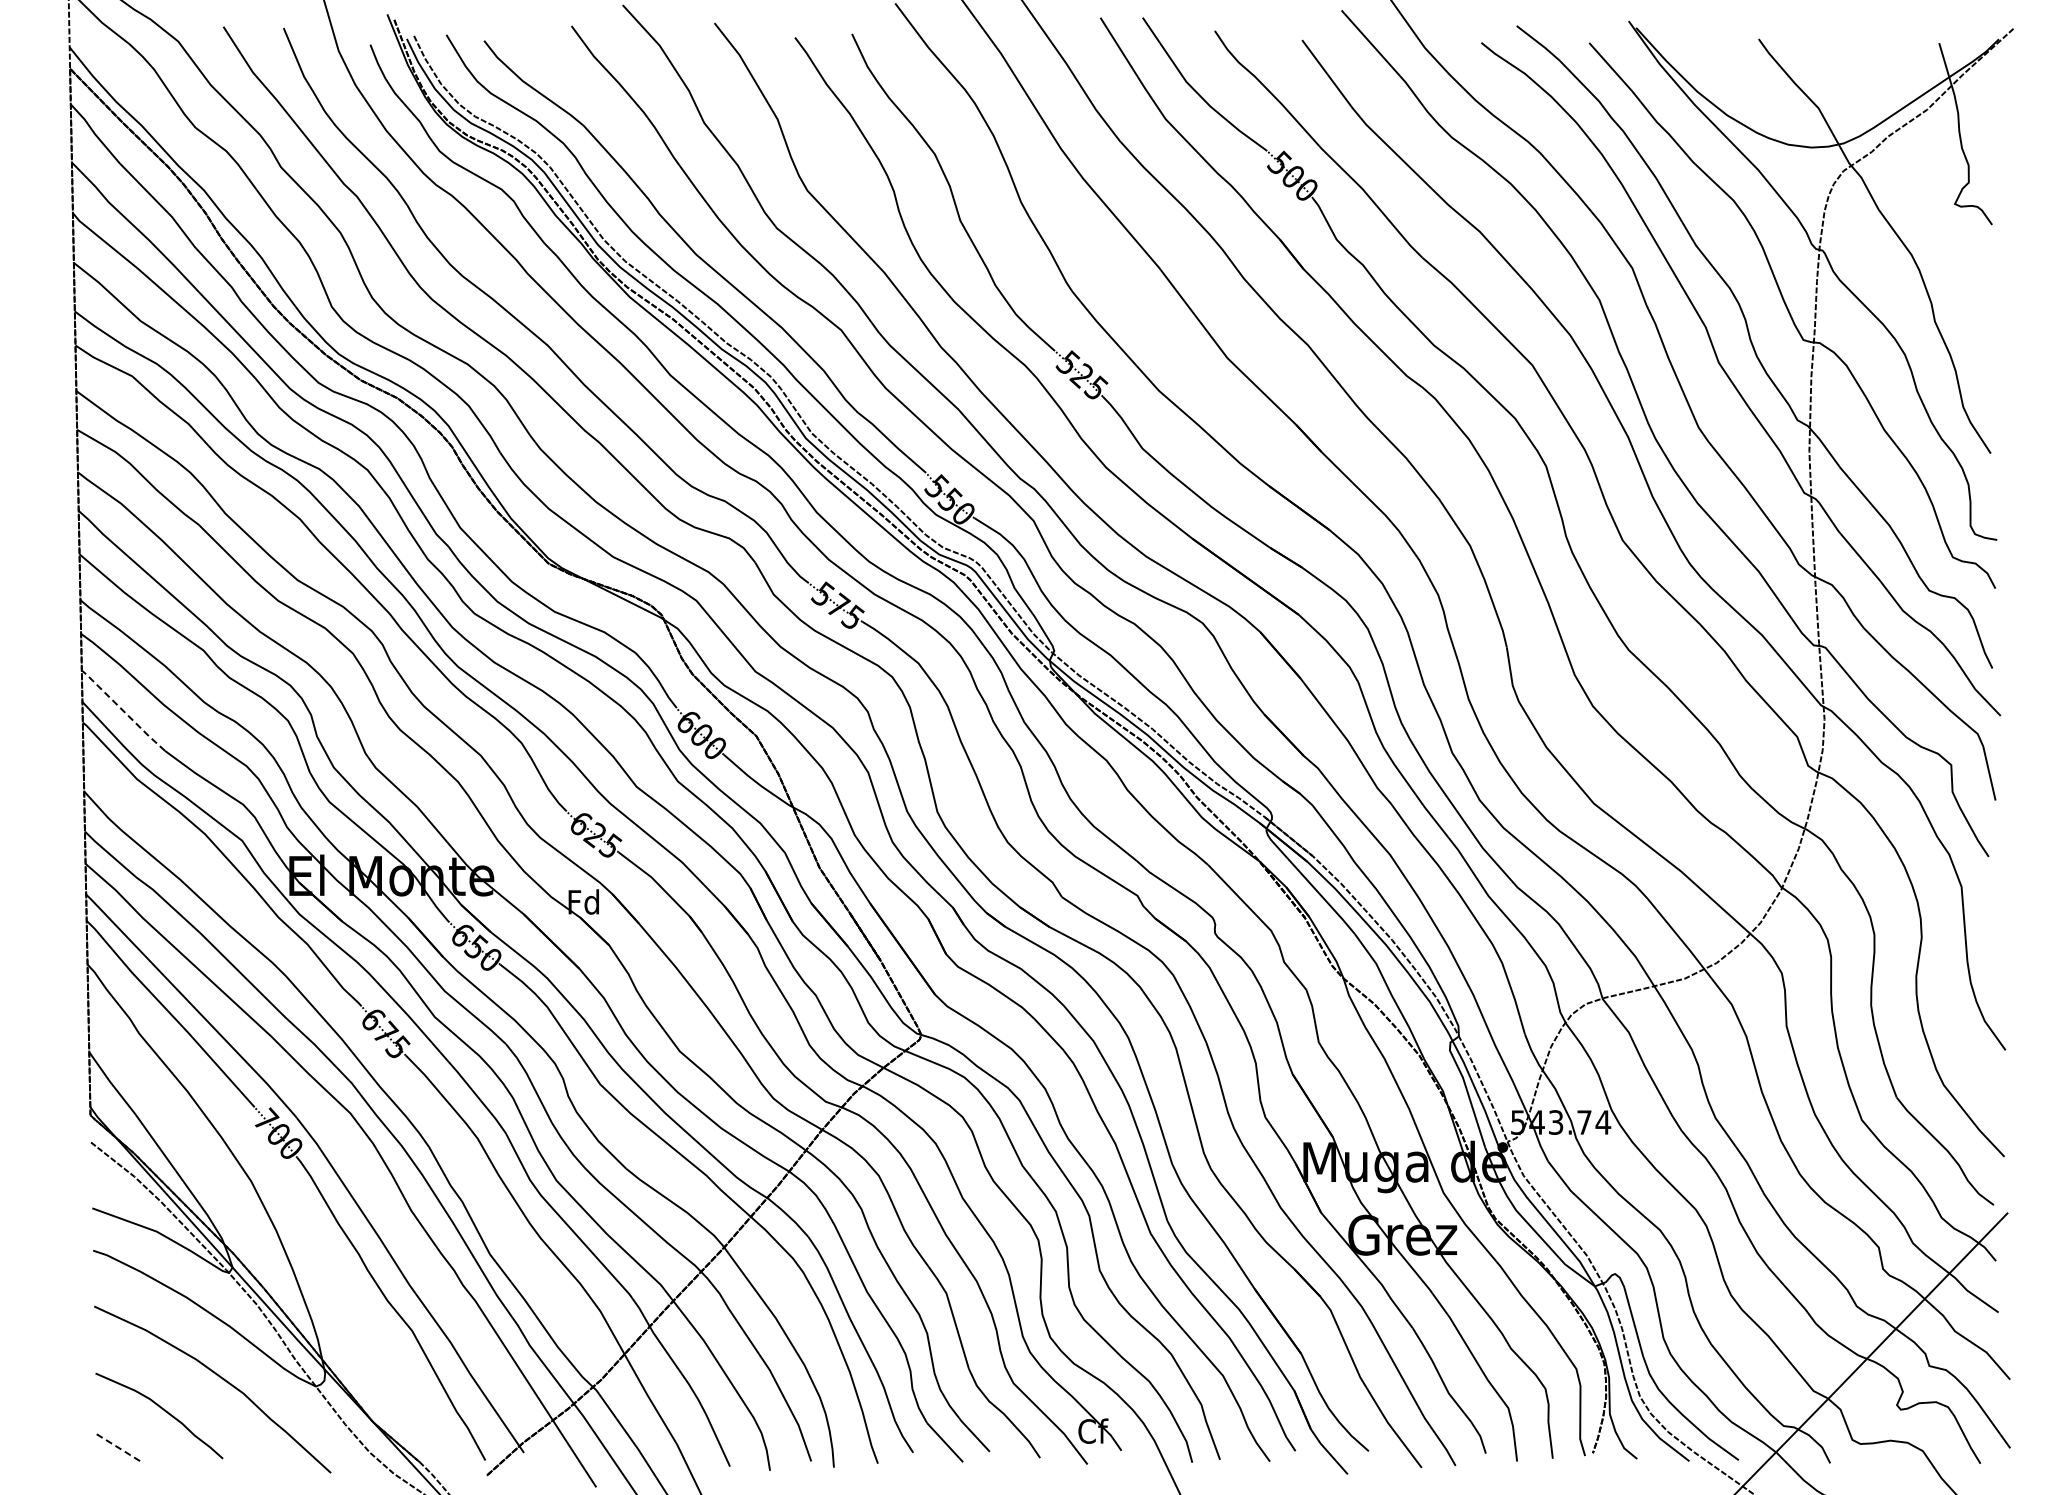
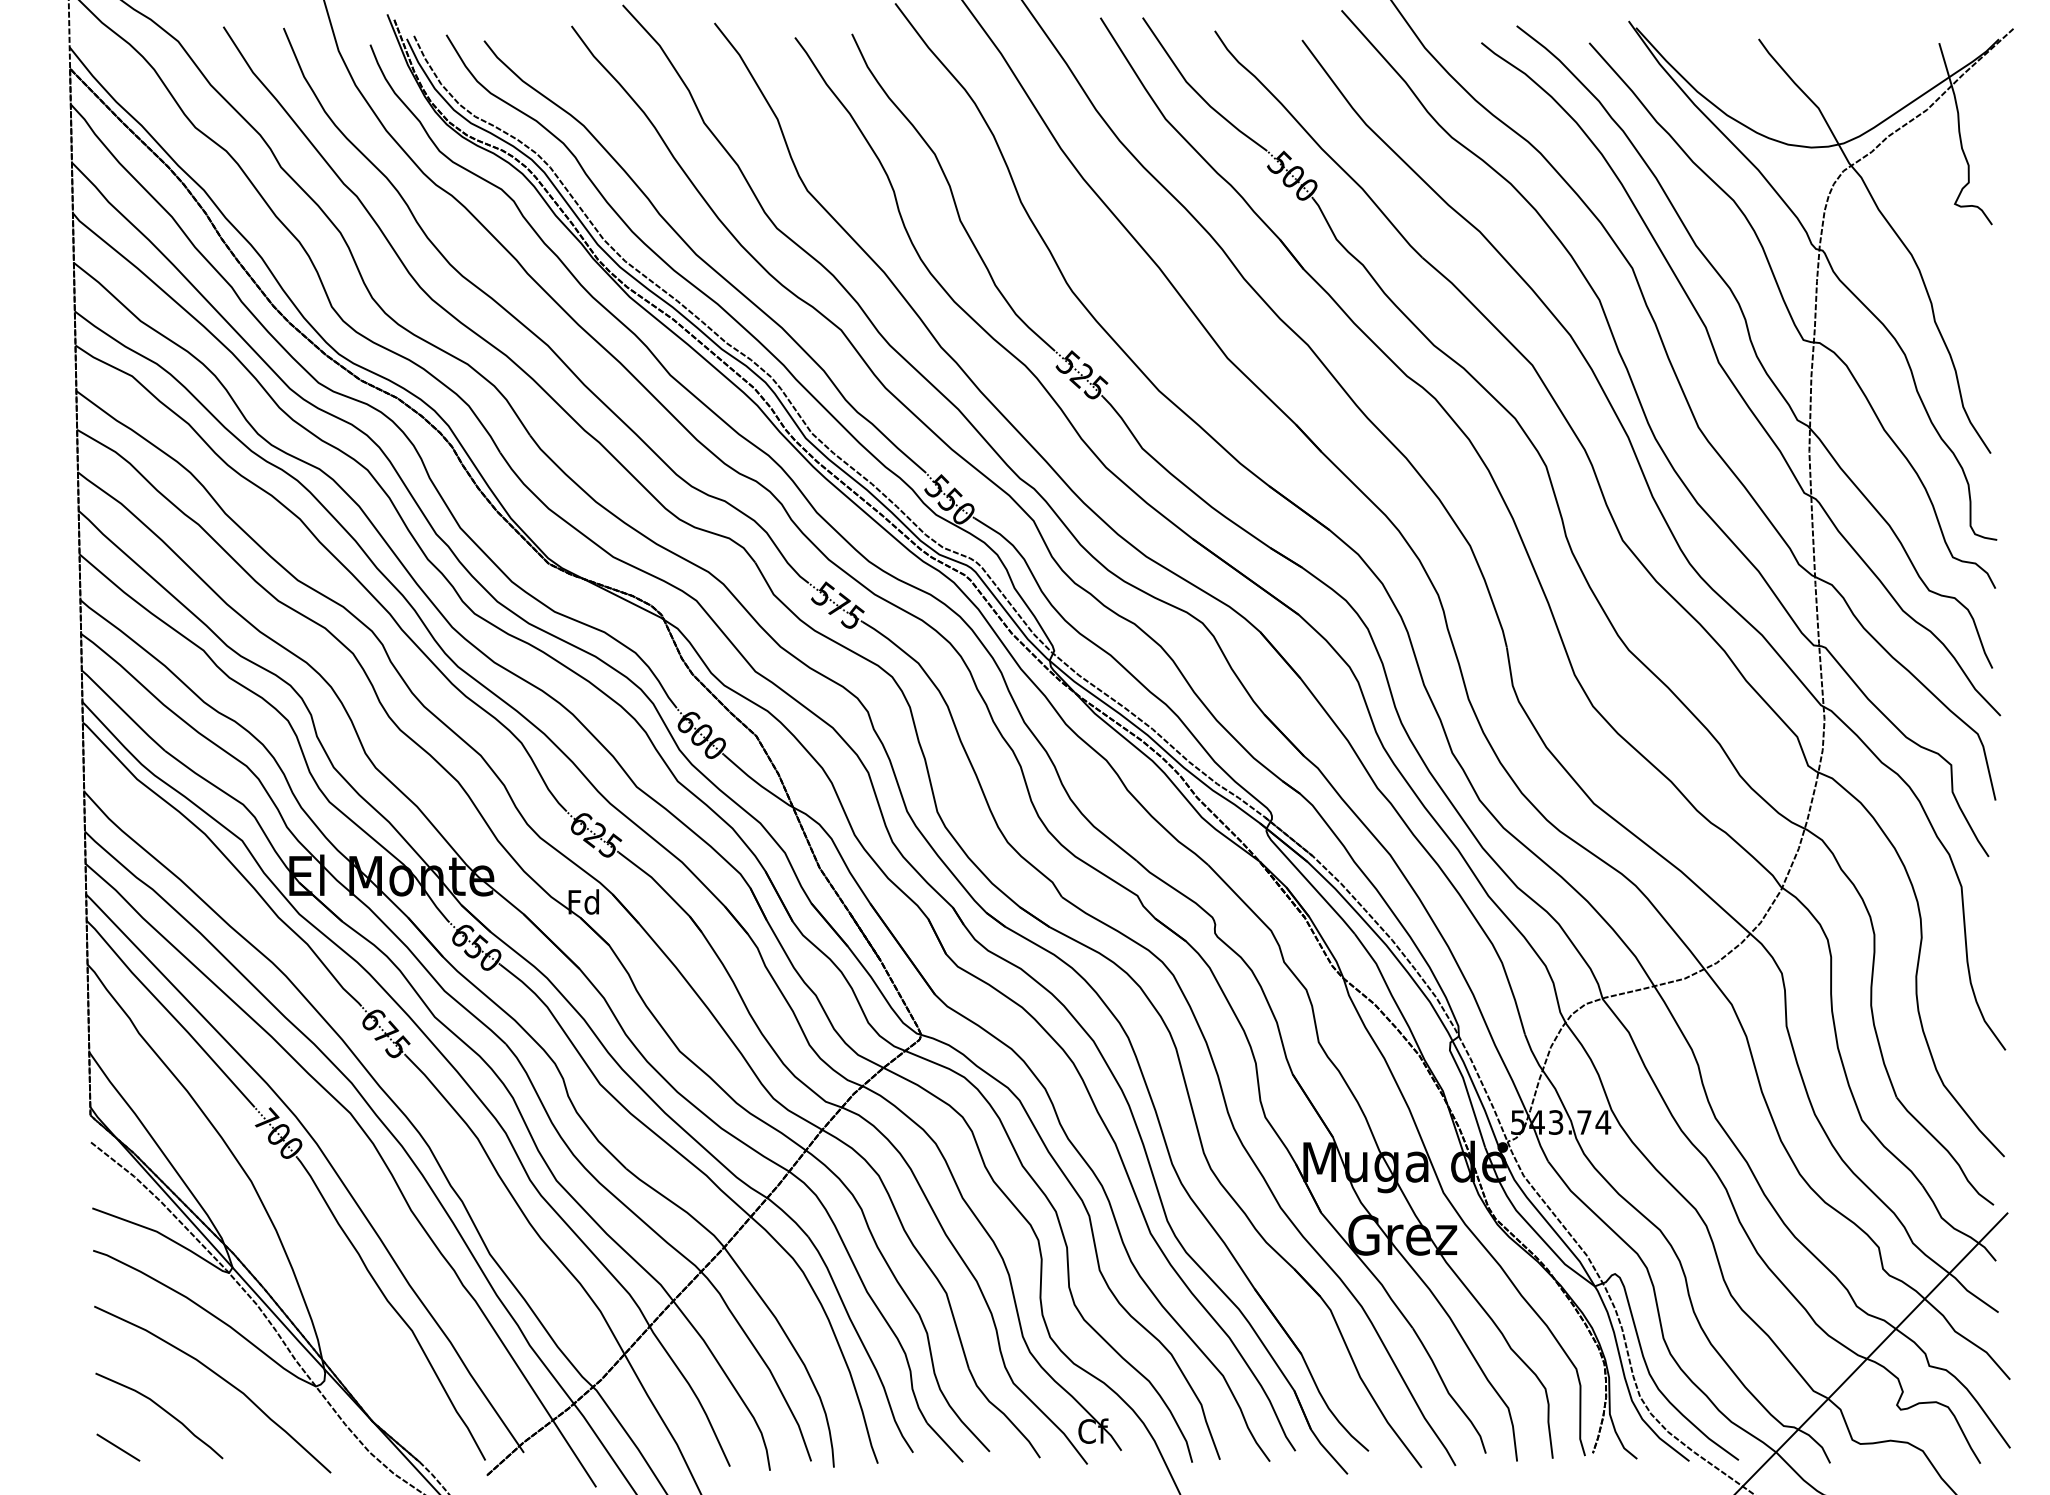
line: dashed -> solid (123, 710)
line: dashed -> solid (118, 1447)
